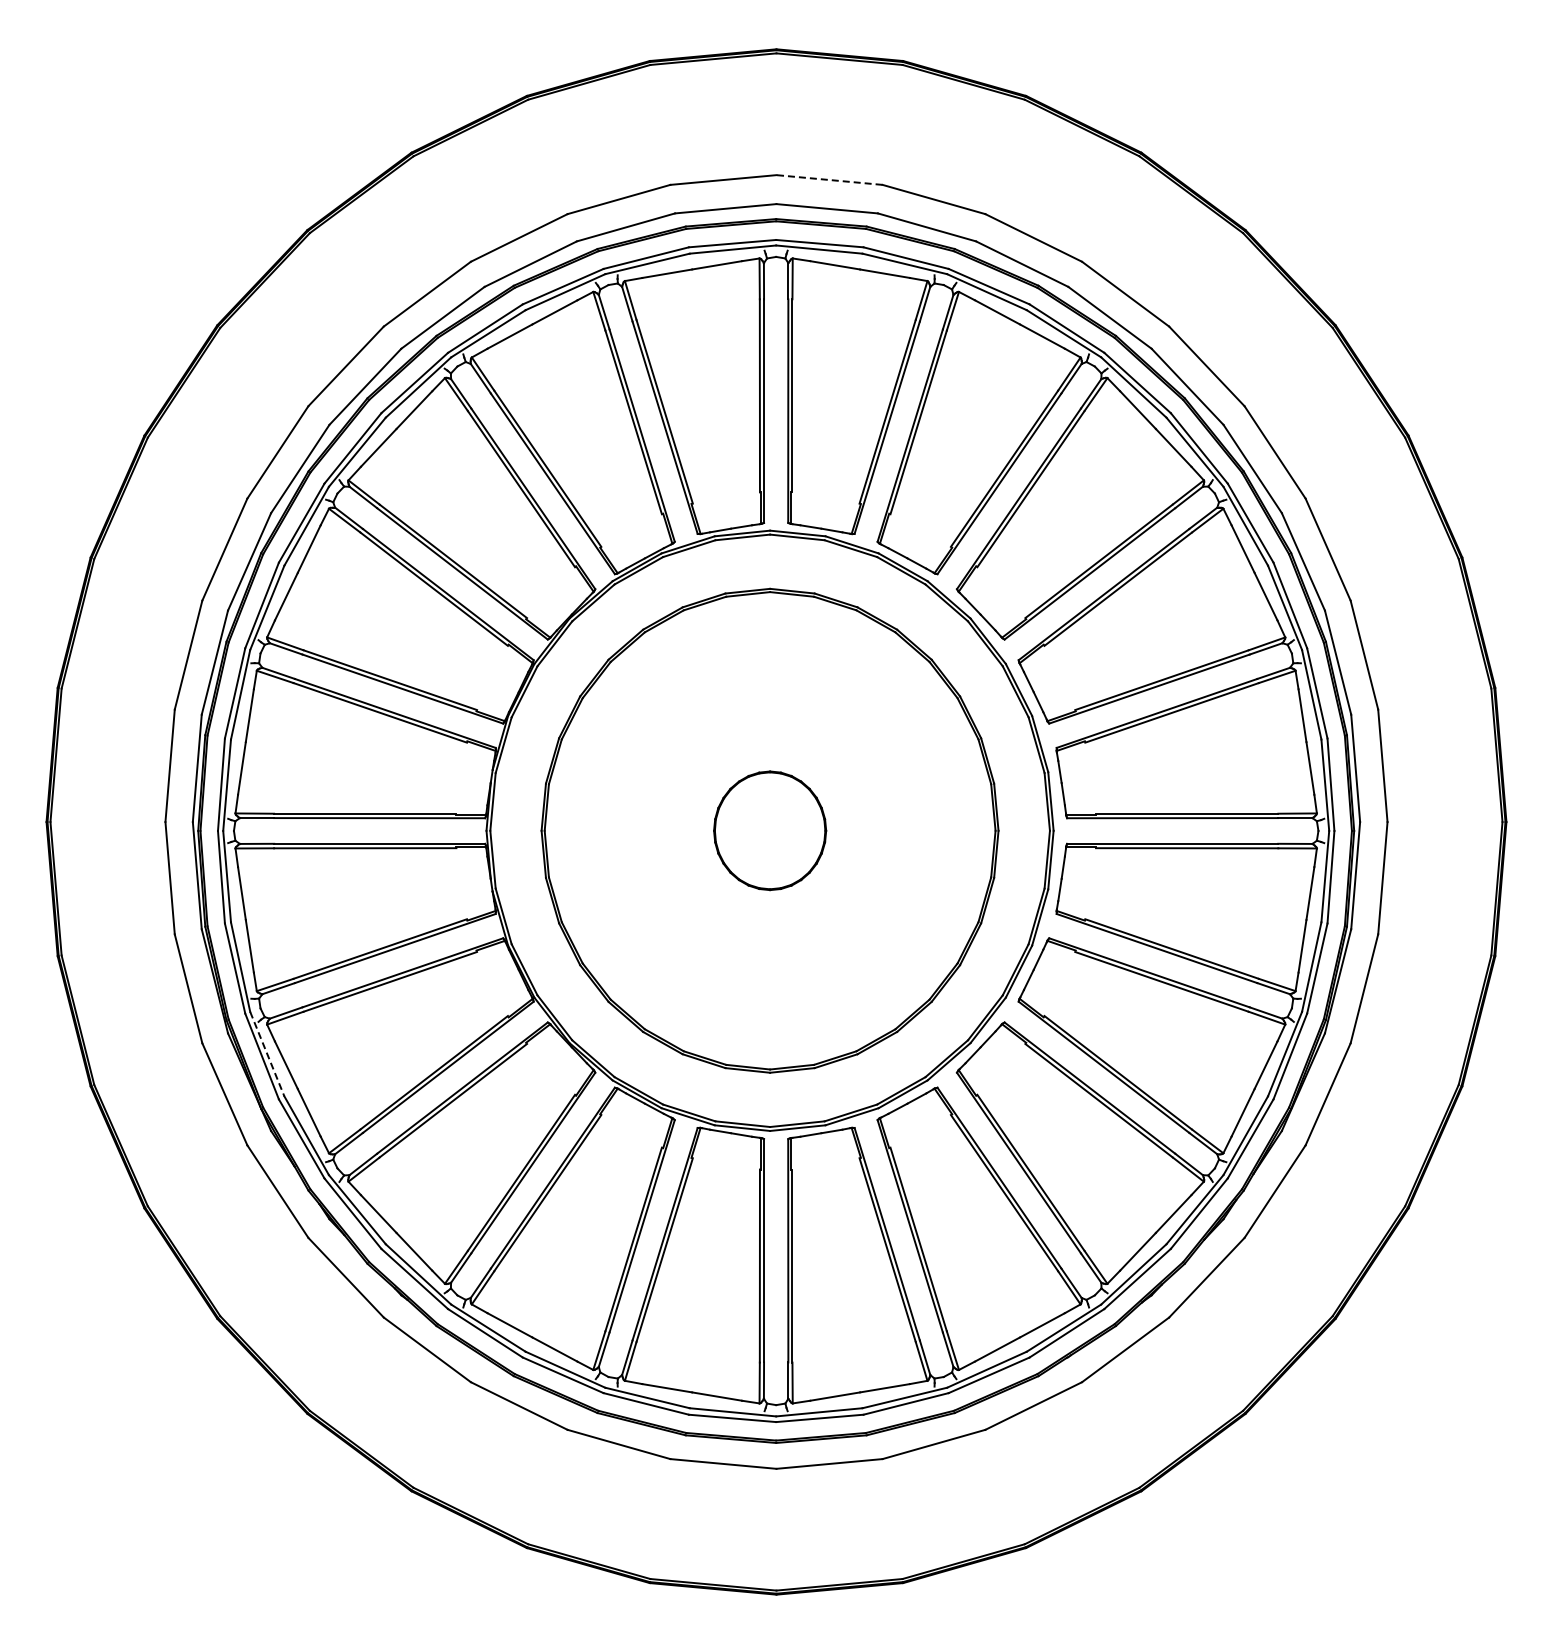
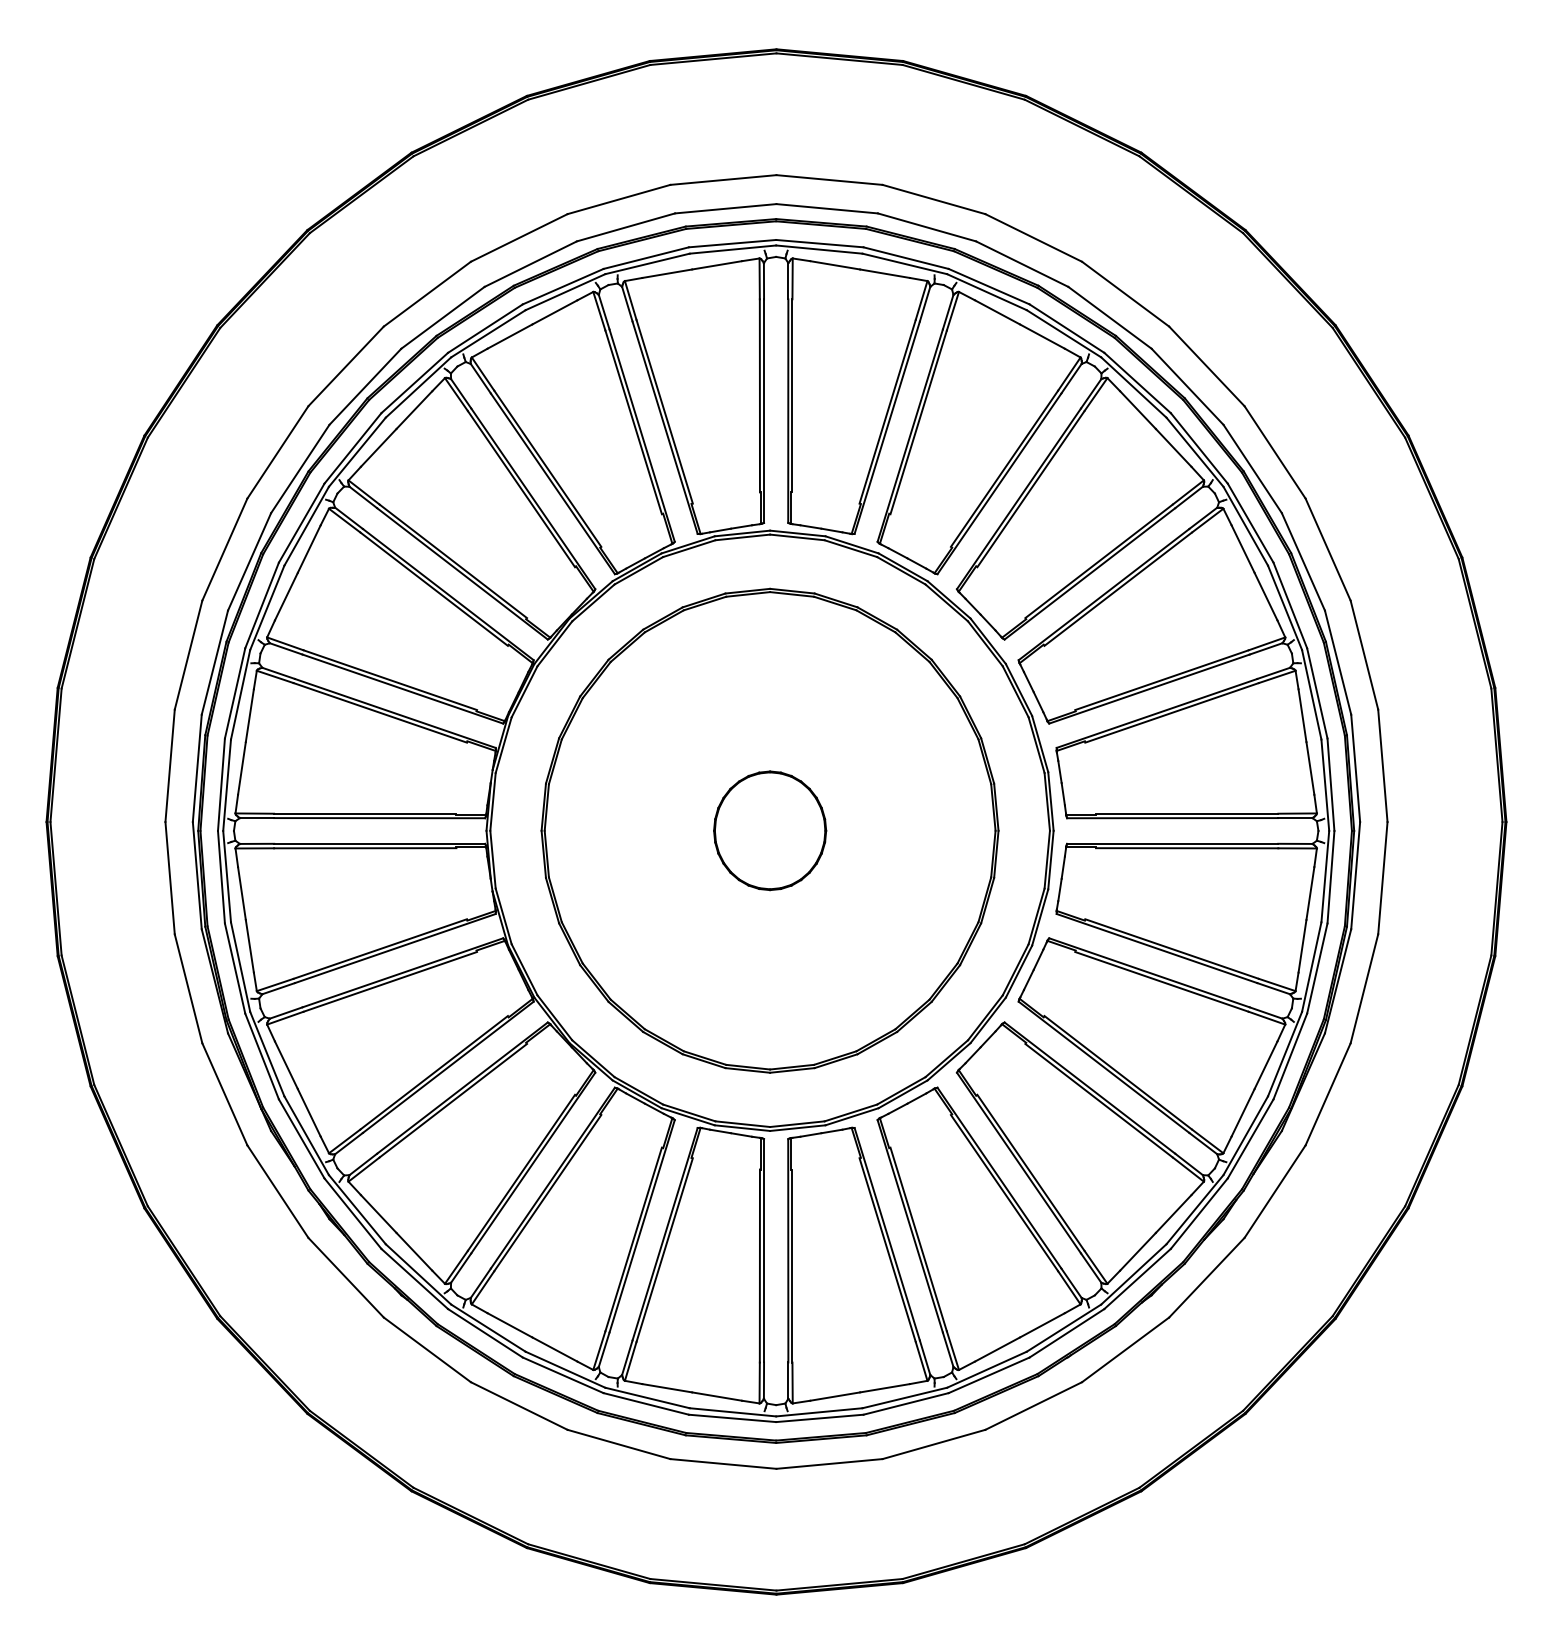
line: dashed -> solid (829, 179)
line: dashed -> solid (267, 1054)
